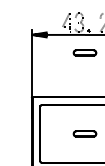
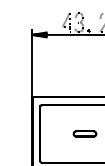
part: present -> none (84, 52)
